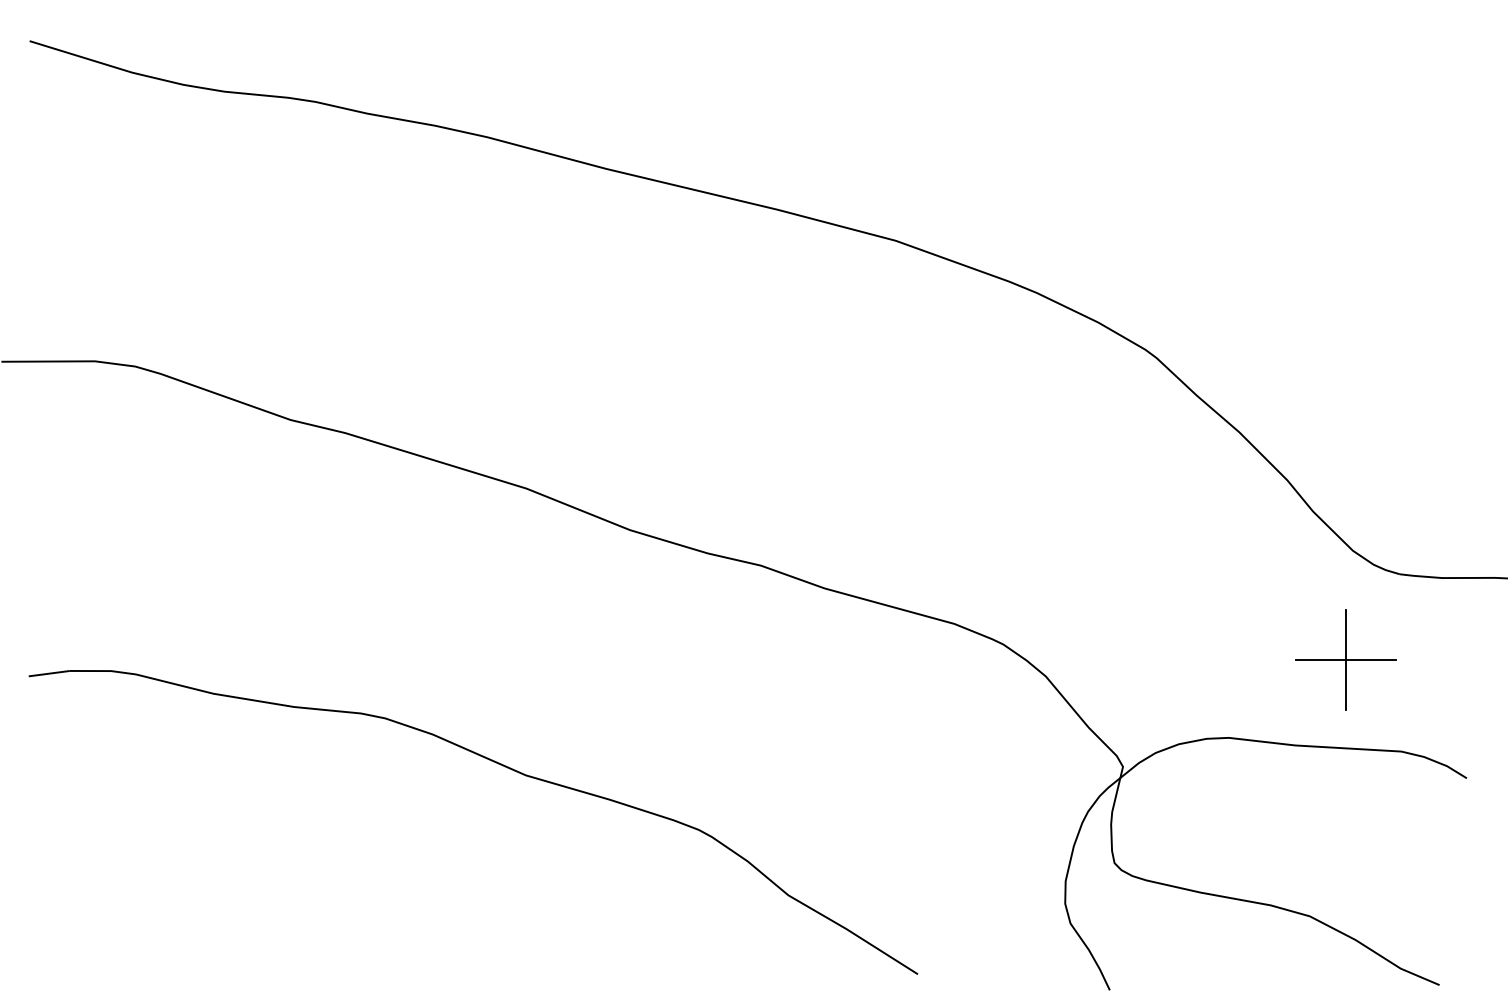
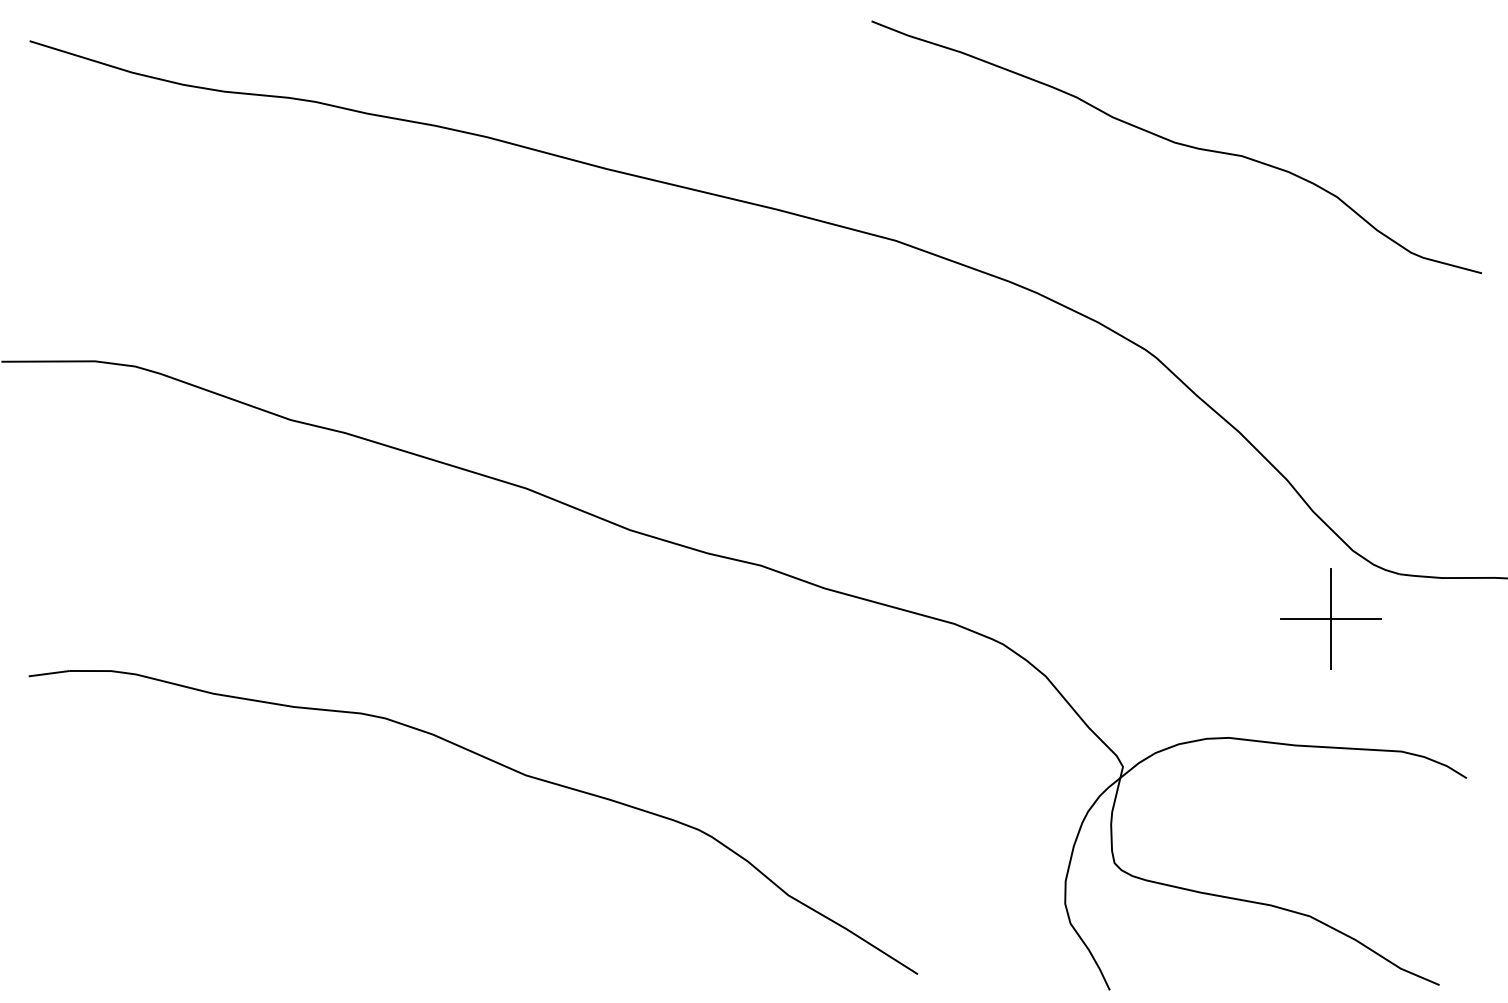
curve: none -> present (1177, 144)
part position: (1345, 659) -> (1330, 618) (1330, 618)
